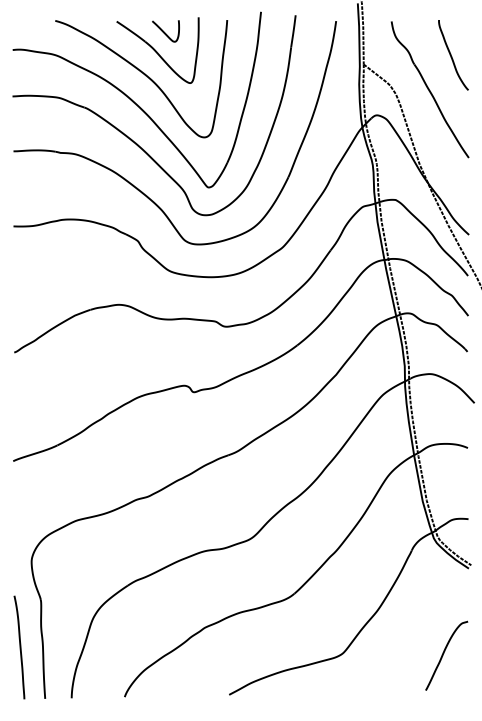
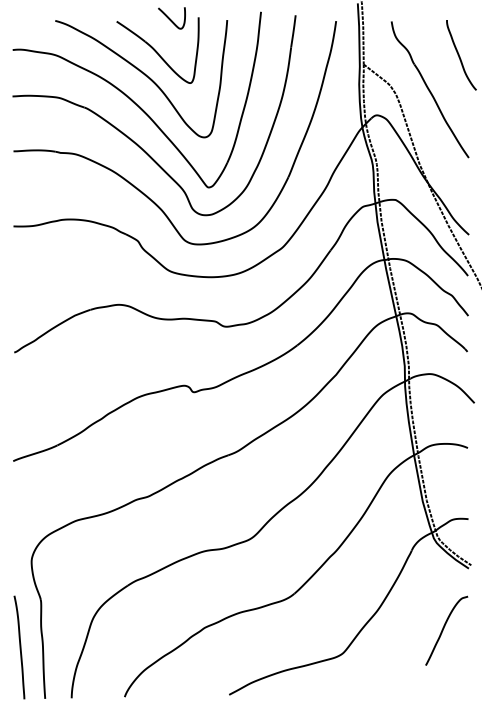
curve position: (164, 31) -> (170, 18) (170, 18)
curve position: (452, 56) -> (460, 56) (460, 56)
curve position: (444, 653) -> (444, 628) (444, 628)
